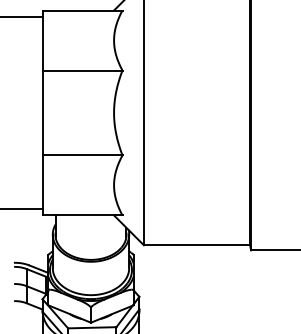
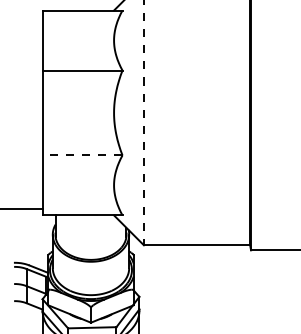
line: present -> none (22, 17)
line: solid -> dashed (143, 123)
line: solid -> dashed (82, 155)
